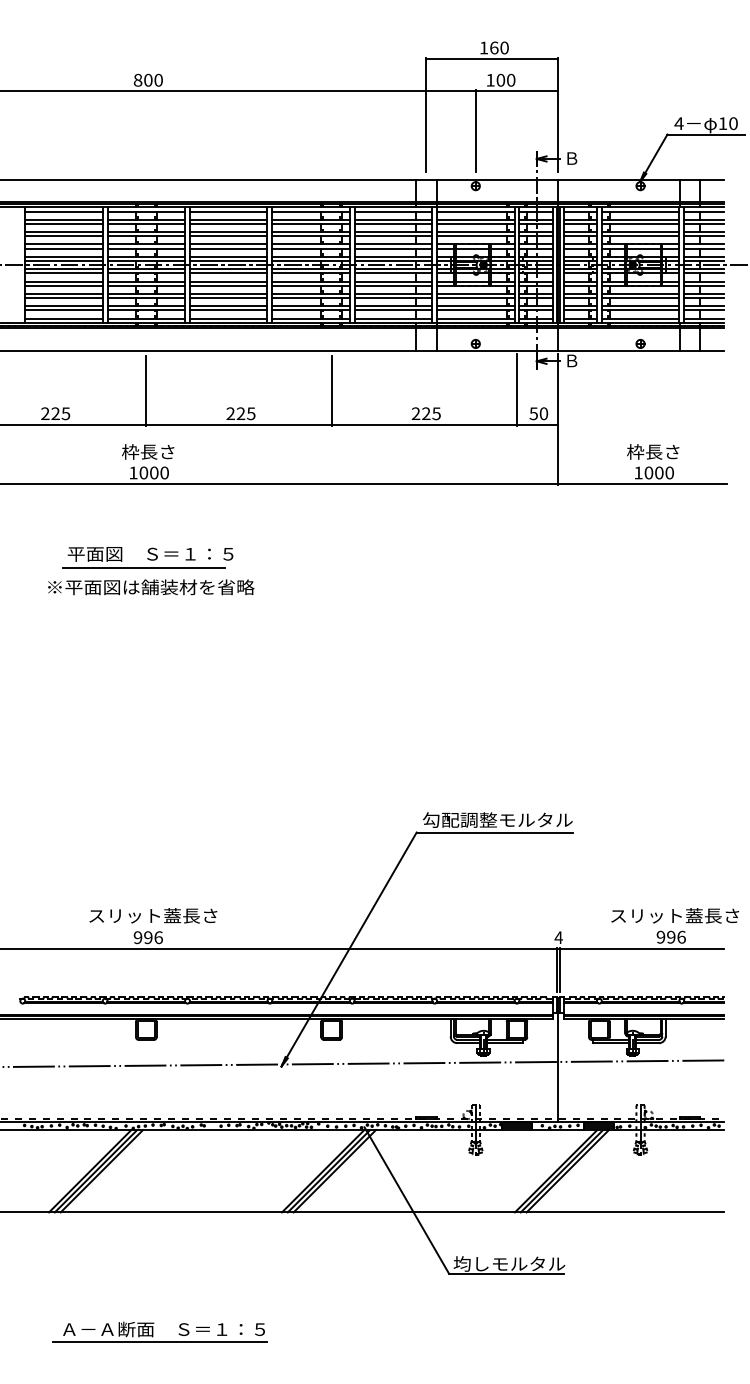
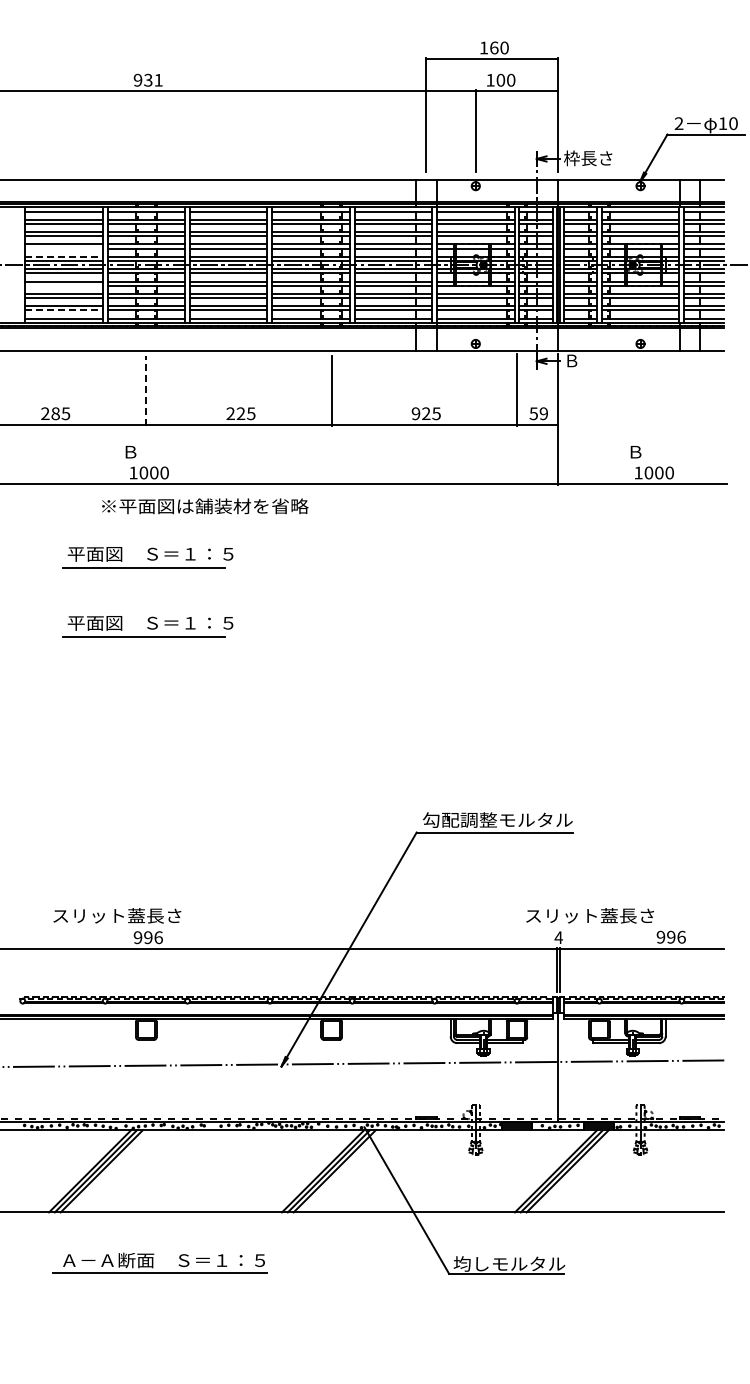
text: 800 -> 931 (147, 79)
text: 4 -> 2 (678, 123)
text: Ｂ -> 枠長さ (588, 158)
line: present -> none (63, 248)
line: solid -> dashed (64, 256)
line: present -> none (63, 285)
line: solid -> dashed (64, 310)
line: solid -> dashed (146, 390)
text: 225 -> 285 (55, 413)
text: 50 -> 59 (543, 413)
text: 225 -> 925 (415, 414)
text: 枠長さ -> Ｂ (148, 451)
text: 枠長さ -> Ｂ (653, 451)
text position: (151, 587) -> (205, 506) (205, 506)
part: none -> present (147, 626)
text position: (153, 915) -> (117, 915) (117, 915)
text position: (674, 915) -> (589, 915) (589, 915)
part position: (159, 1331) -> (159, 1262) (159, 1262)
